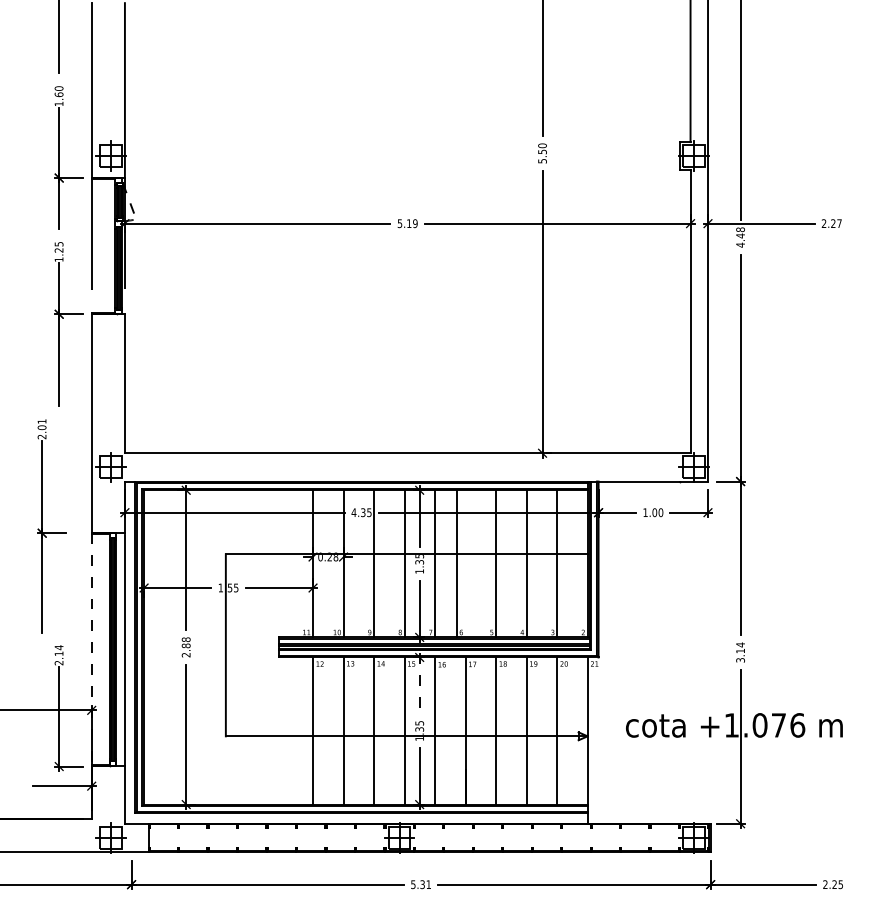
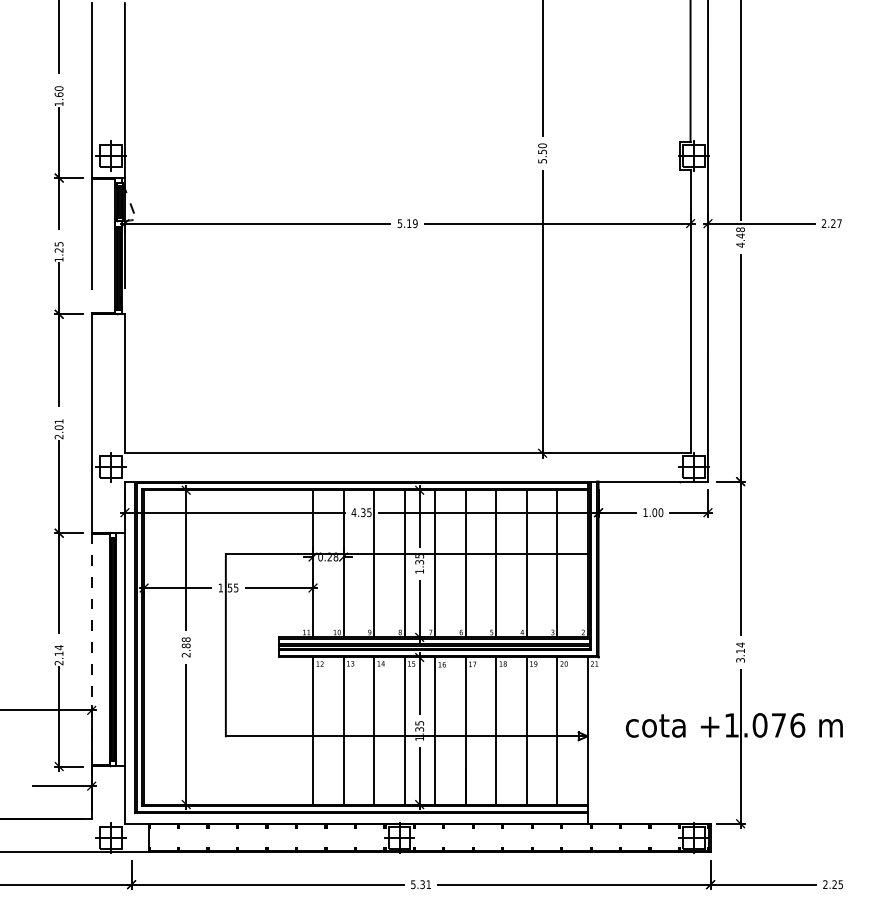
part position: (51, 526) -> (68, 526) (68, 526)
line position: (456, 563) -> (465, 563) (465, 563)
line: dashed -> solid (419, 683)
